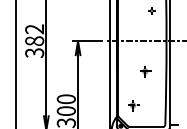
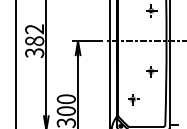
part size: 8x8 px -> 12x14 px (151, 10)
part position: (145, 71) -> (151, 71) (151, 71)
part position: (133, 105) -> (133, 99) (133, 99)
